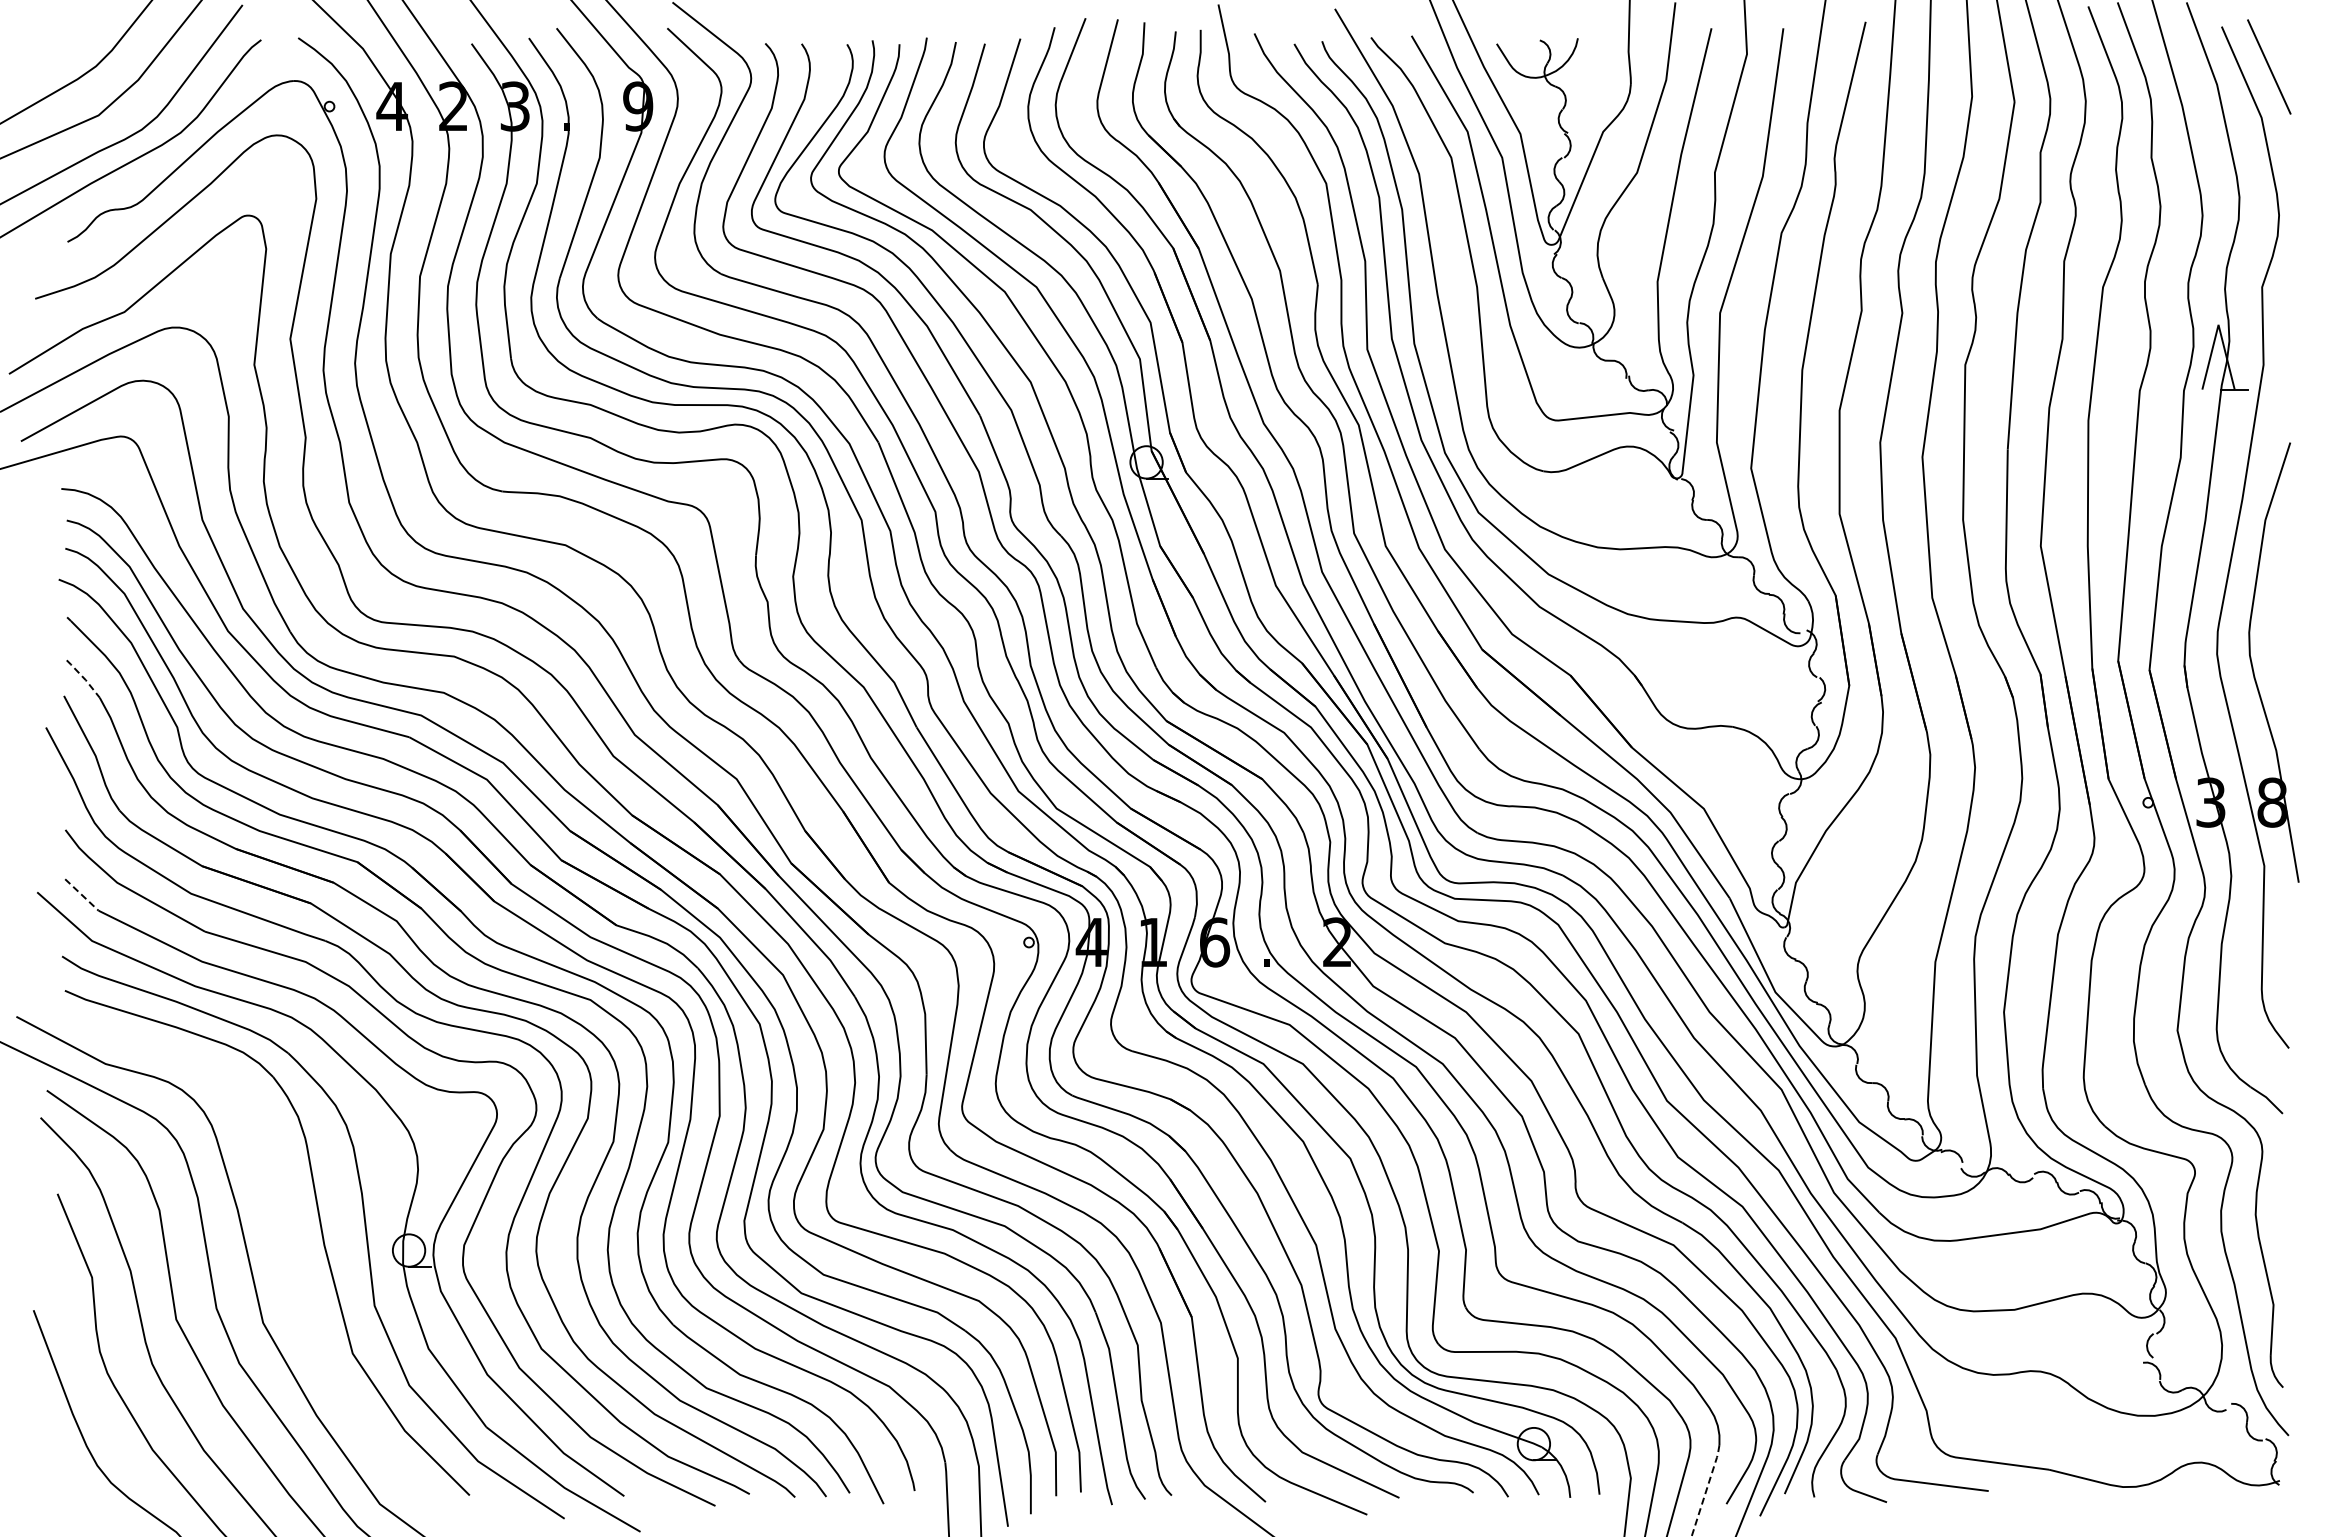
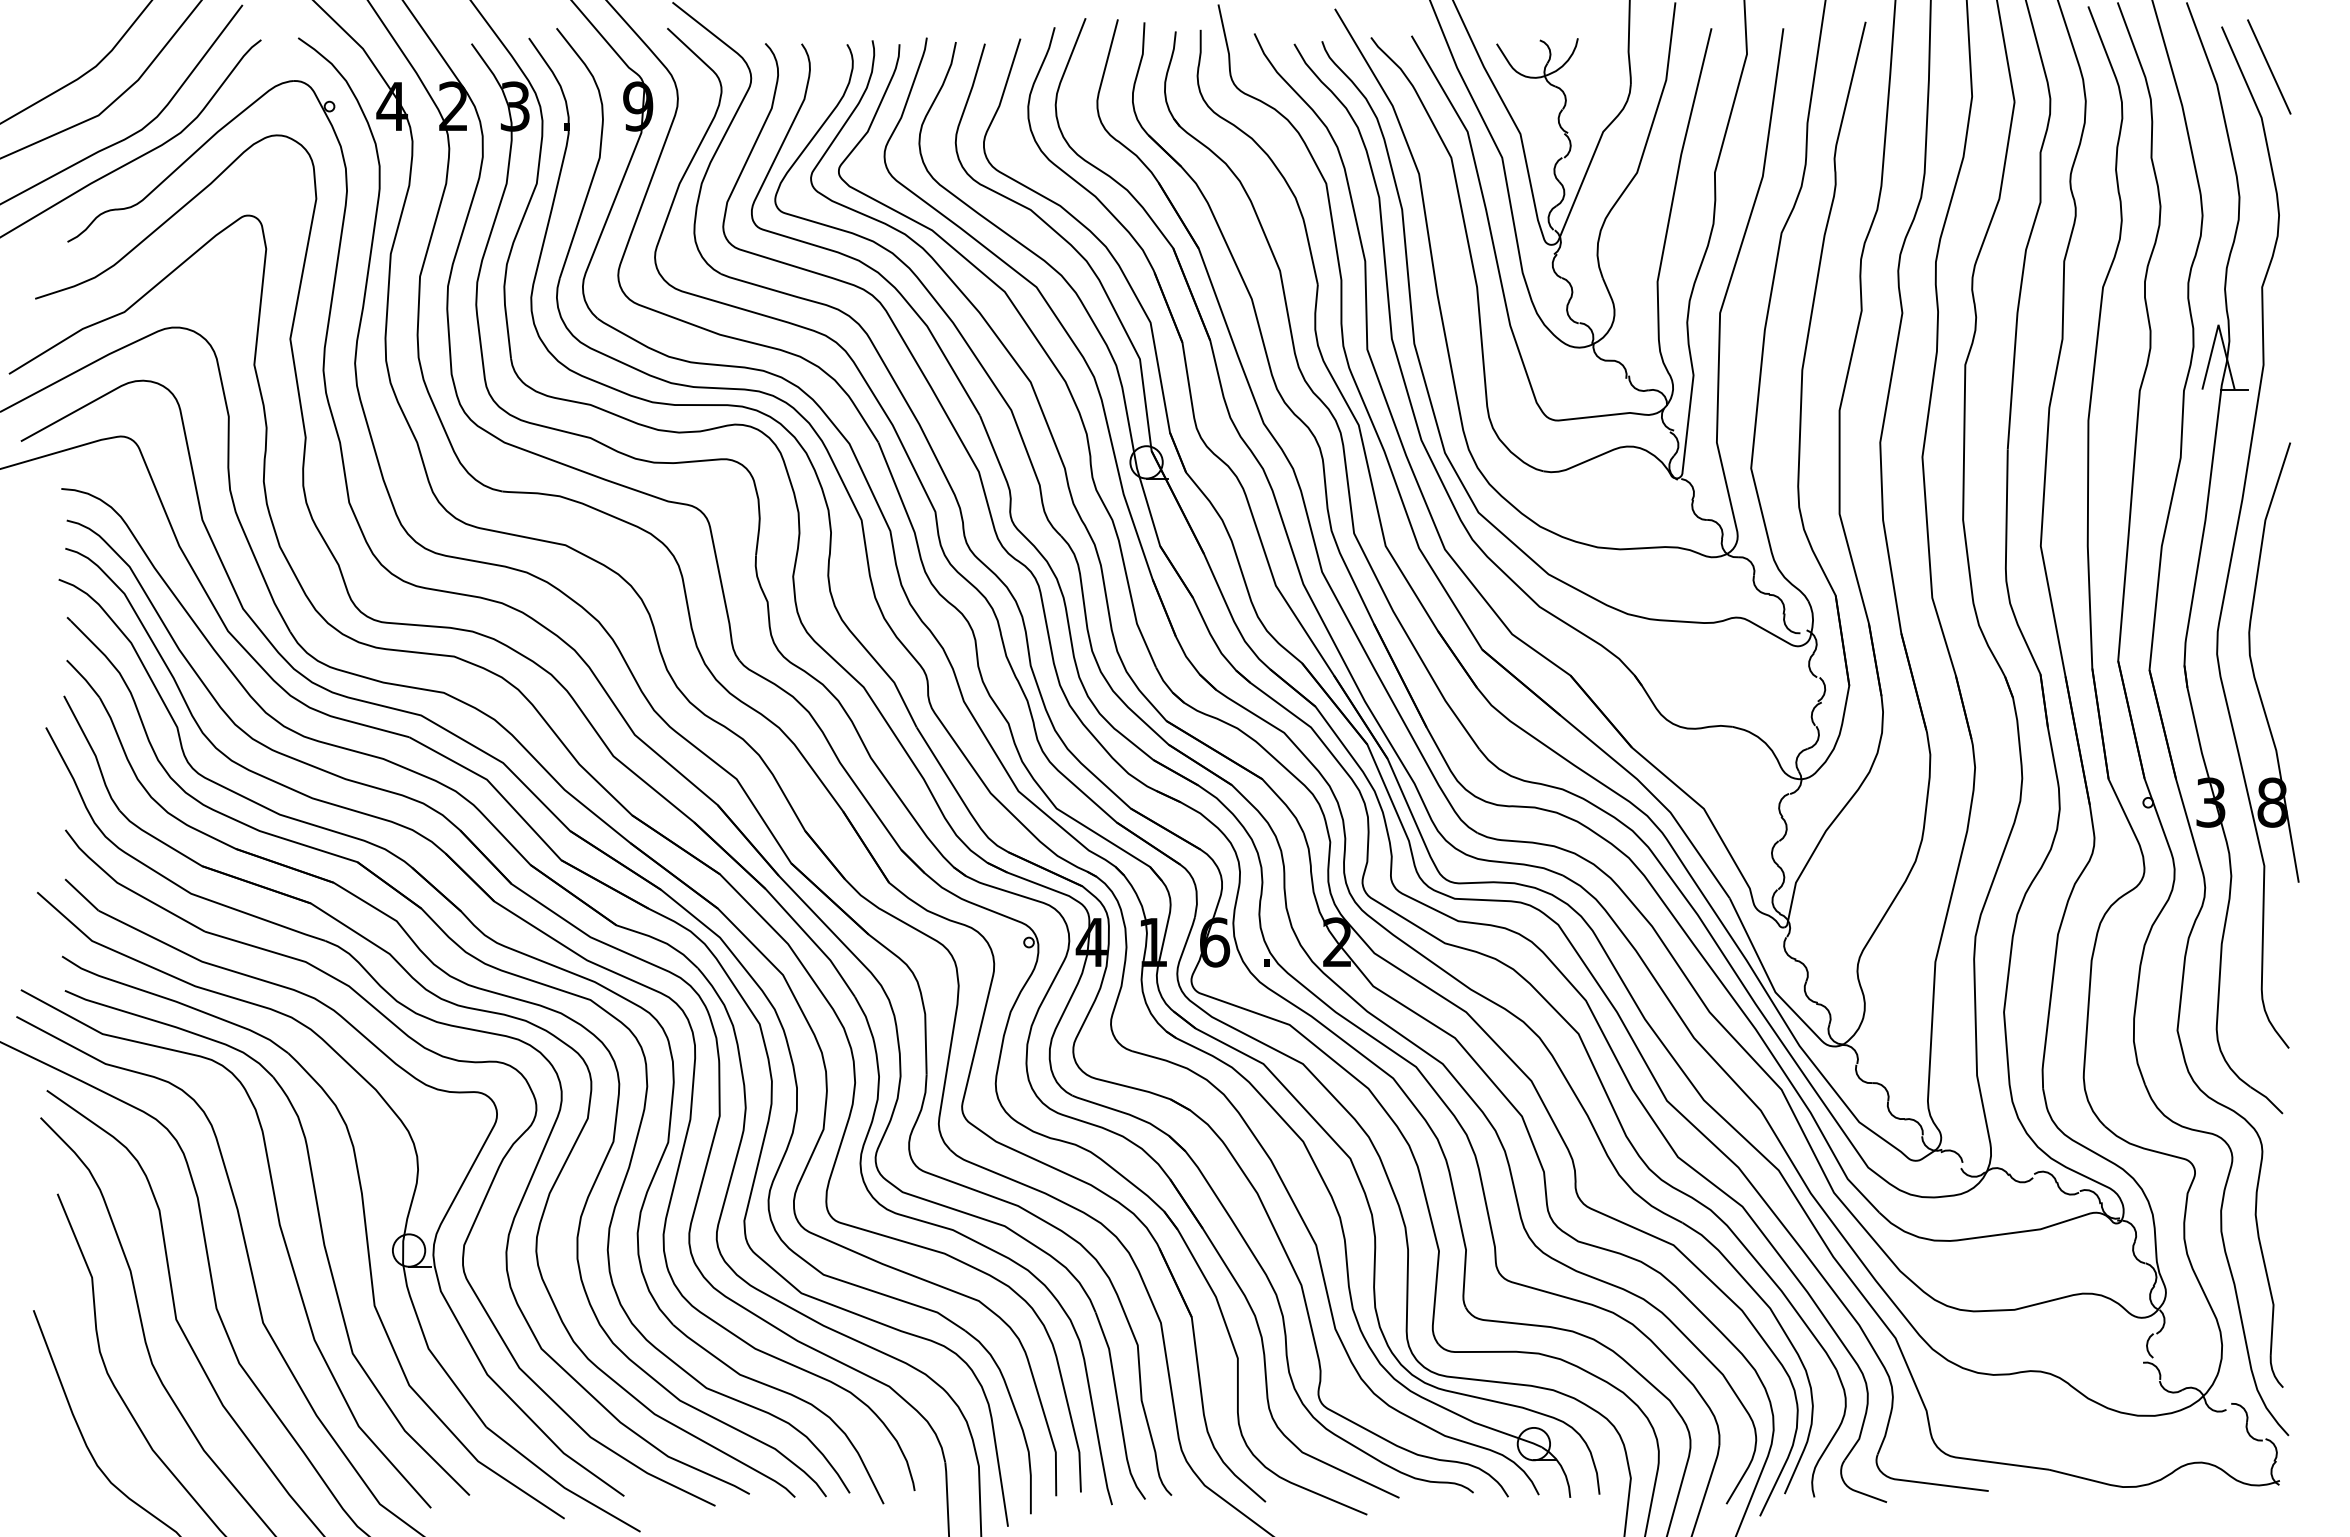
line: dashed -> solid (84, 678)
line: dashed -> solid (81, 894)
curve: none -> present (280, 1231)
line: dashed -> solid (1706, 1490)
